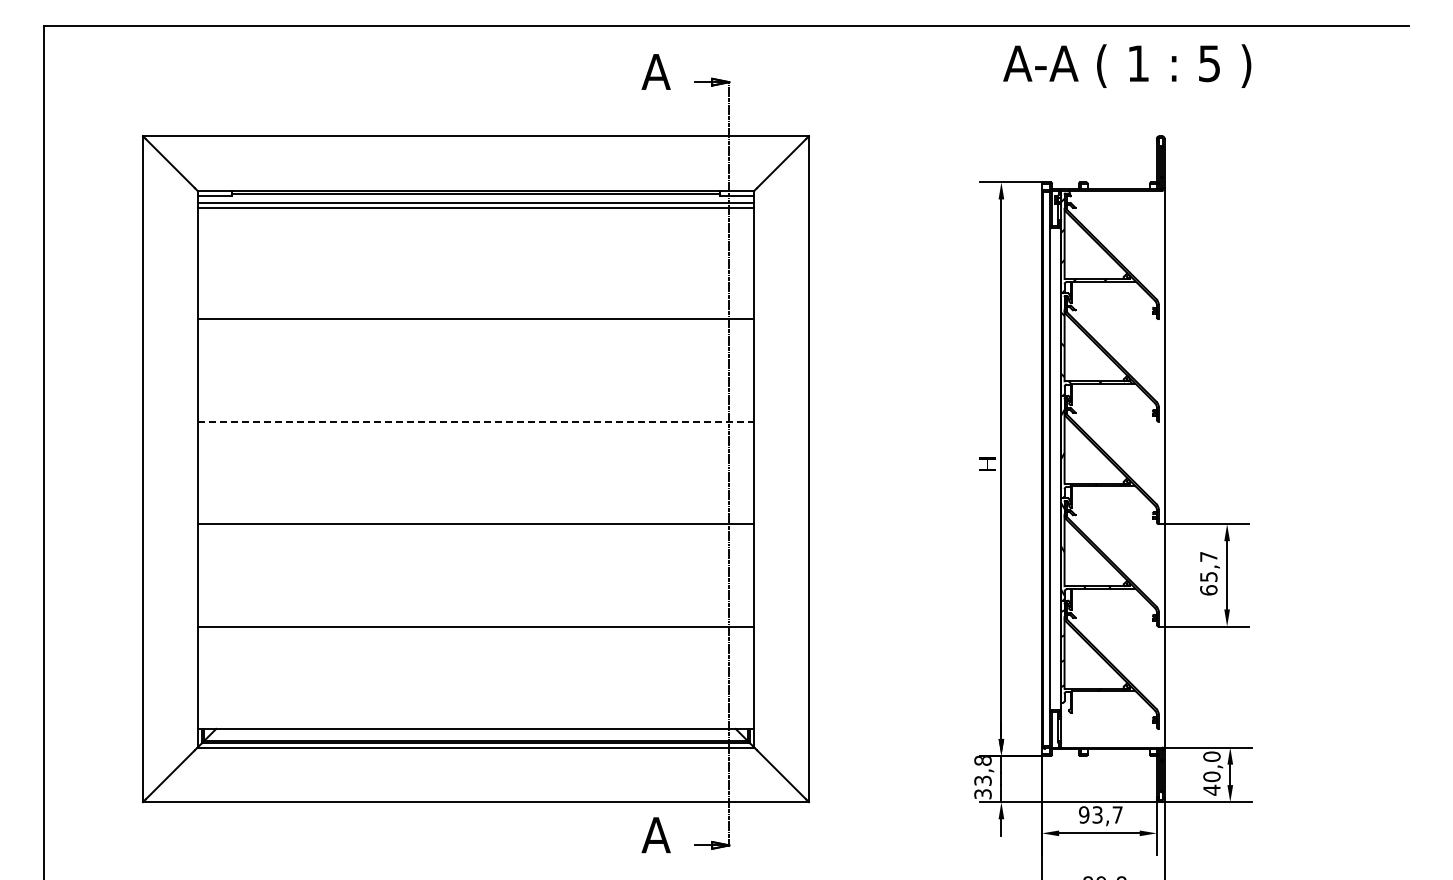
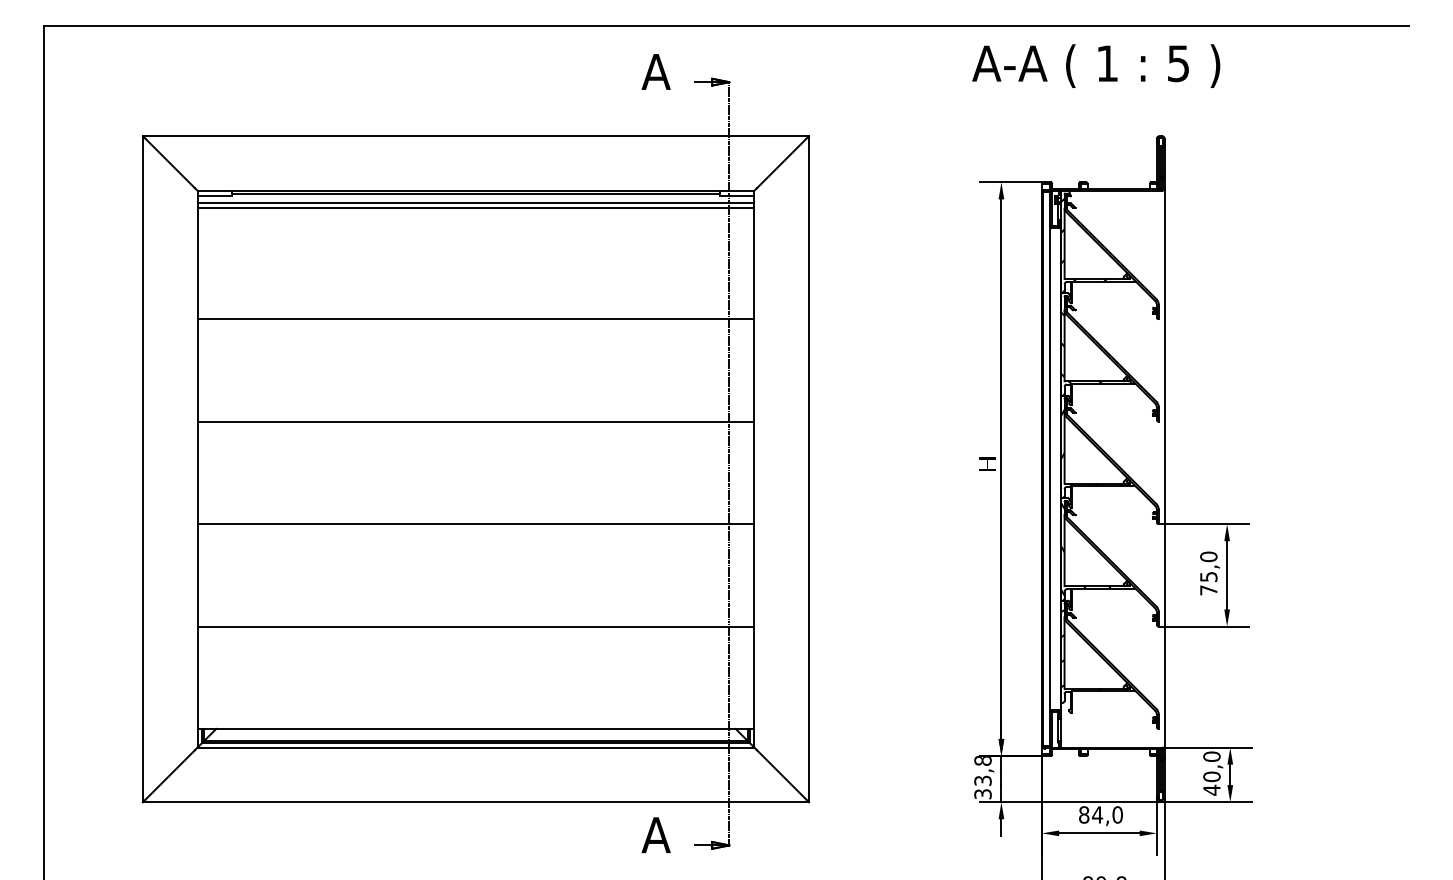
text position: (1127, 65) -> (1096, 65) (1096, 65)
line: dashed -> solid (476, 421)
text: 65,7 -> 75,0 (1208, 573)
text: 93,7 -> 84,0 (1100, 814)
